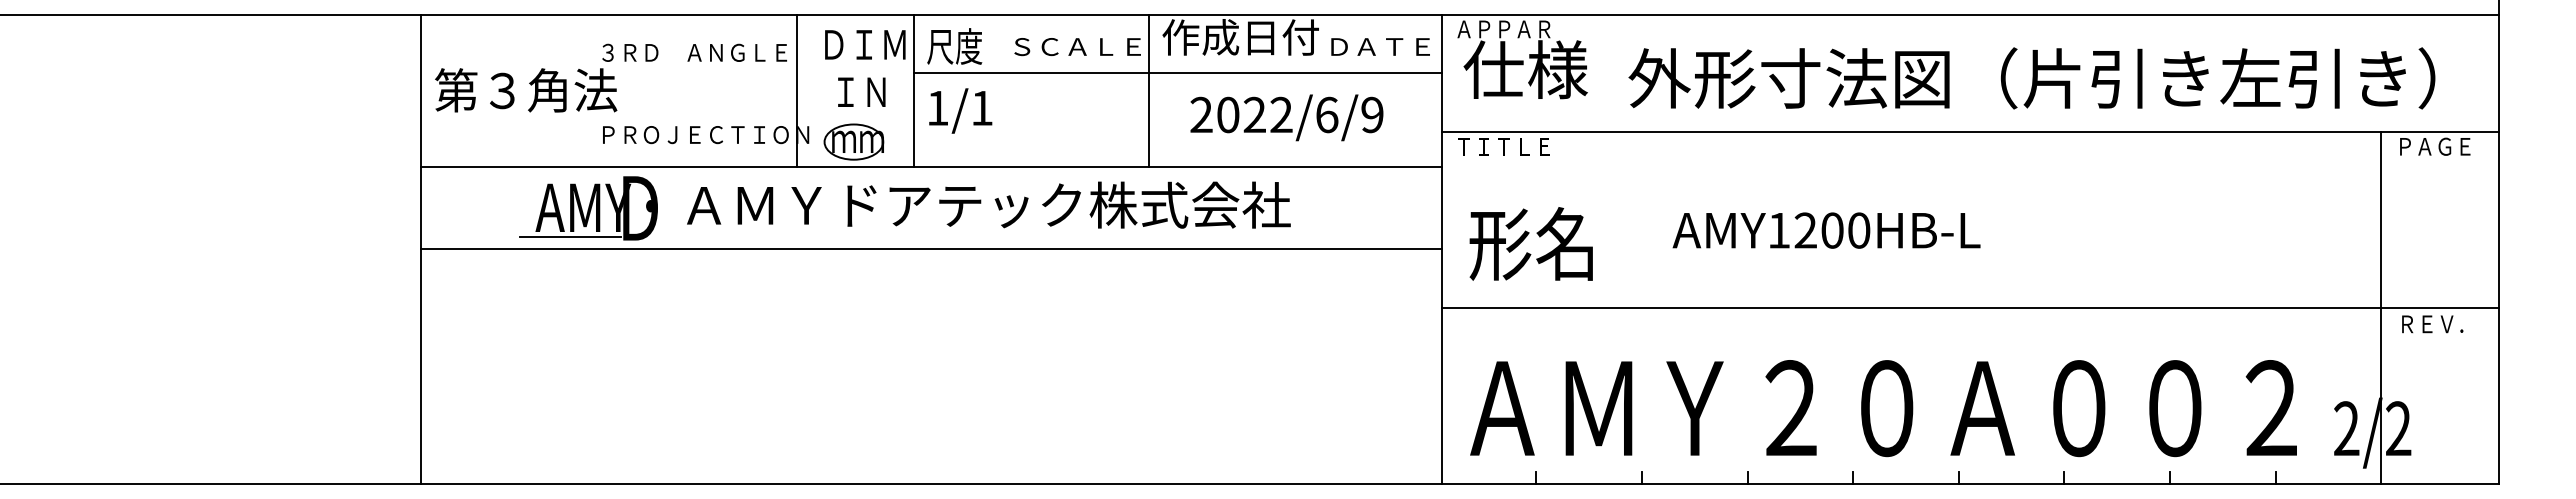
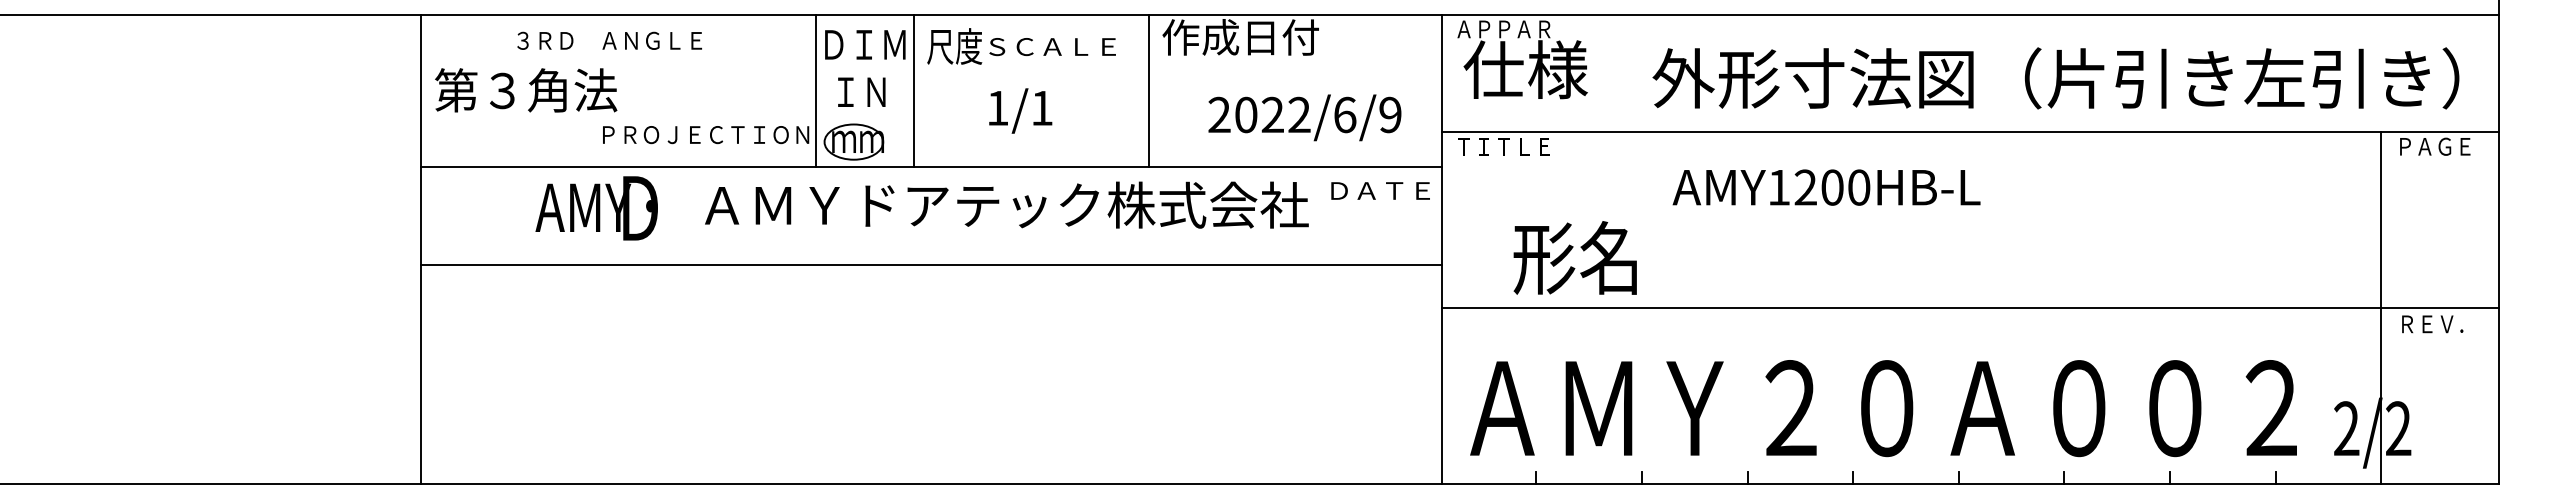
text position: (1380, 46) -> (1380, 190) (1380, 190)
text position: (1077, 47) -> (1052, 47) (1052, 47)
text position: (694, 52) -> (609, 40) (609, 40)
line: present -> none (1178, 73)
text position: (2031, 78) -> (2055, 78) (2055, 78)
line position: (796, 90) -> (815, 90) (815, 90)
text position: (960, 110) -> (1020, 110) (1020, 110)
text position: (1286, 117) -> (1304, 117) (1304, 117)
text position: (988, 204) -> (1006, 204) (1006, 204)
text position: (1826, 230) -> (1826, 187) (1826, 187)
line: present -> none (569, 237)
text position: (1530, 243) -> (1574, 257) (1574, 257)
line position: (931, 249) -> (931, 265) (931, 265)
